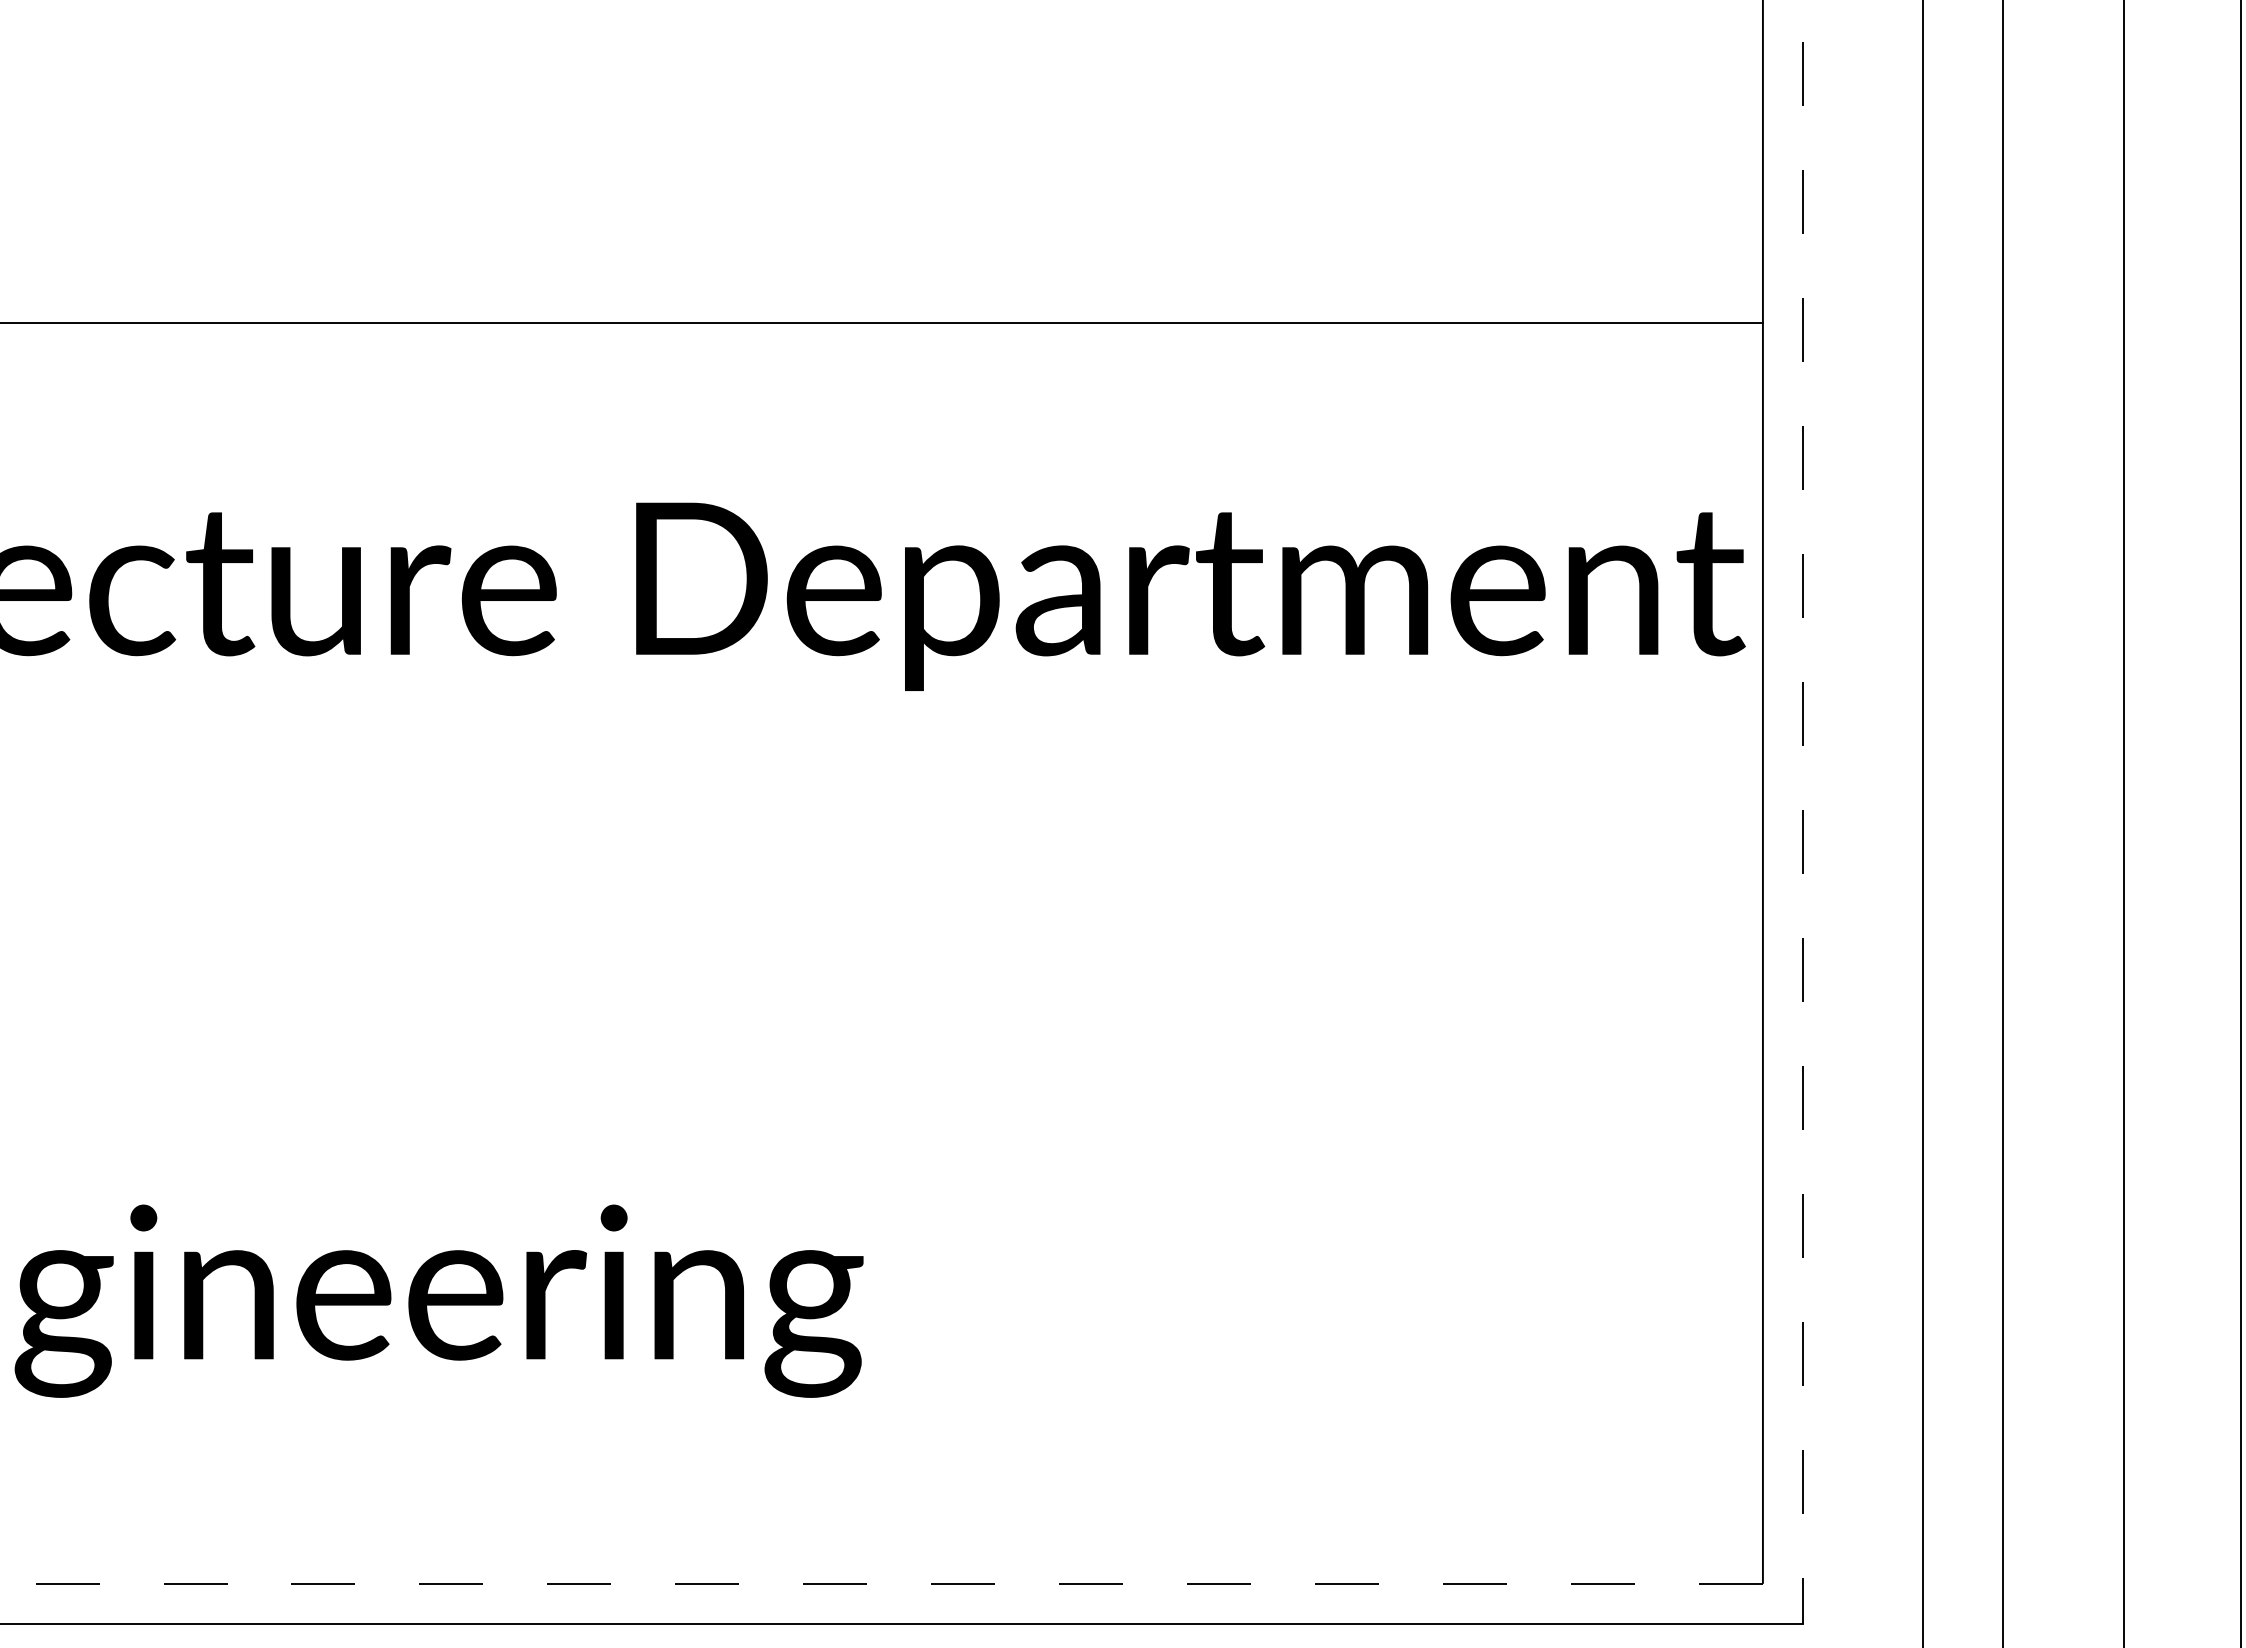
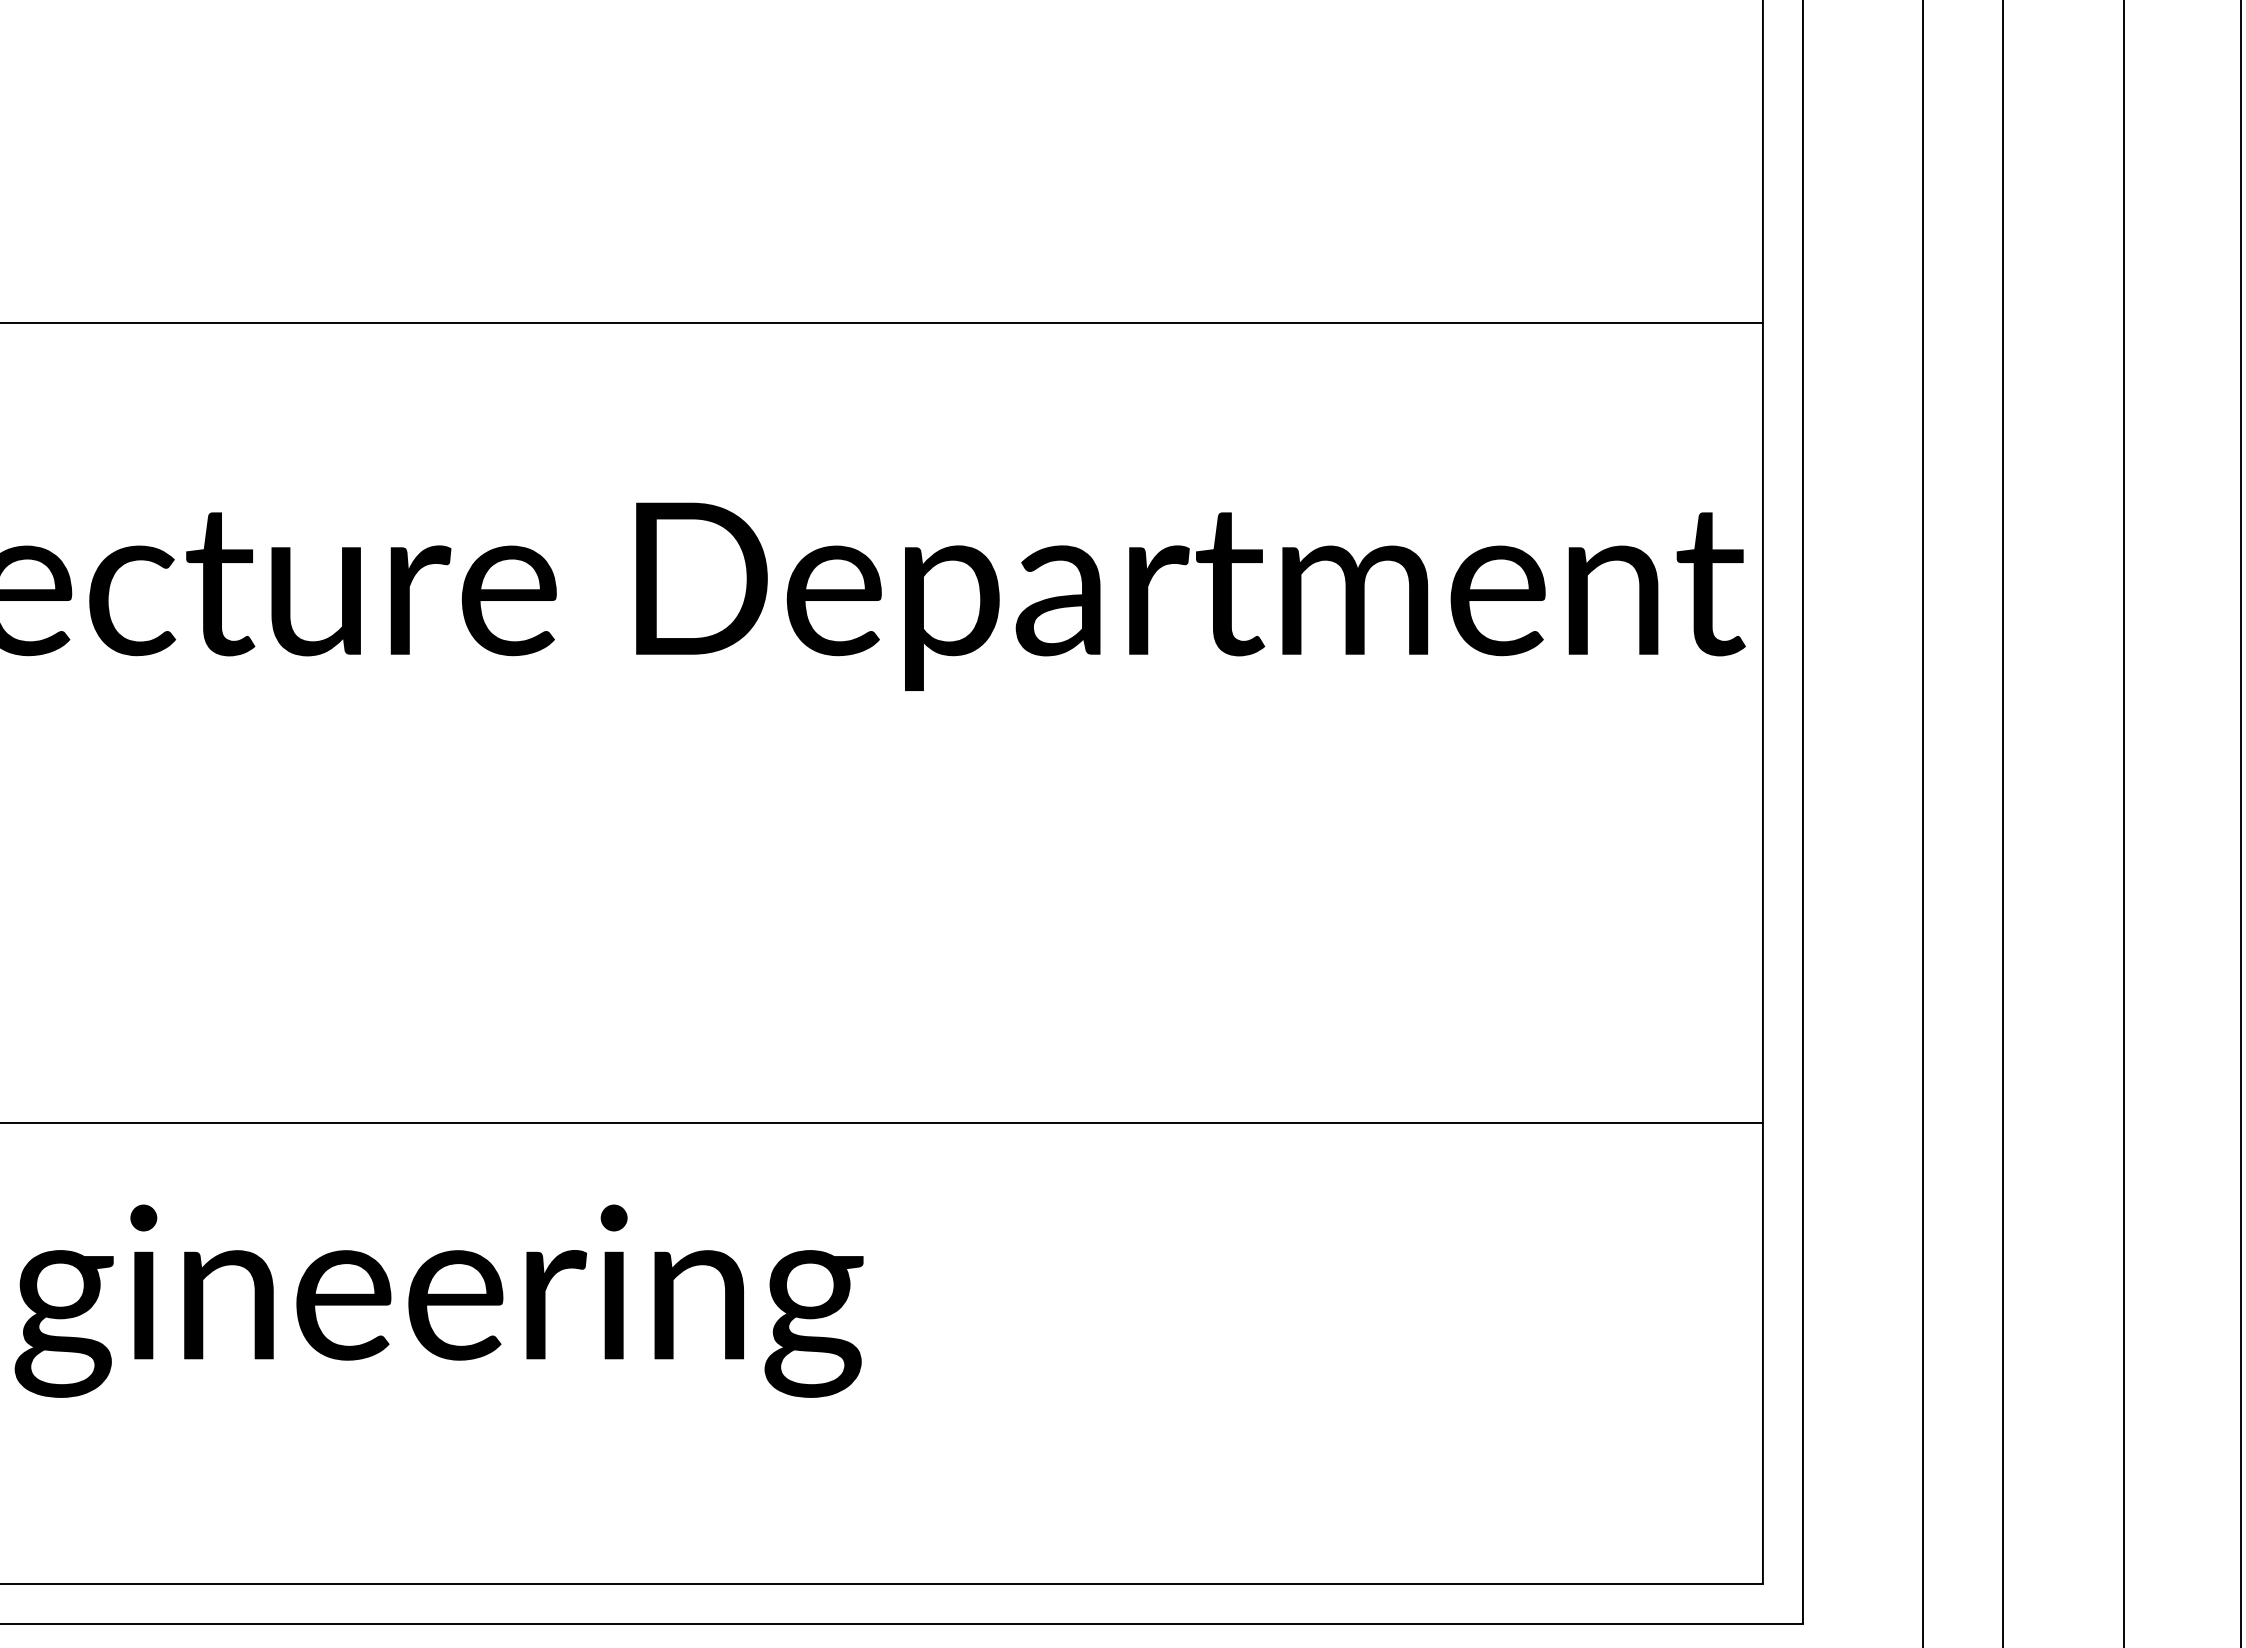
line: dashed -> solid (1802, 812)
line: none -> present (882, 1123)
line: dashed -> solid (881, 1583)
